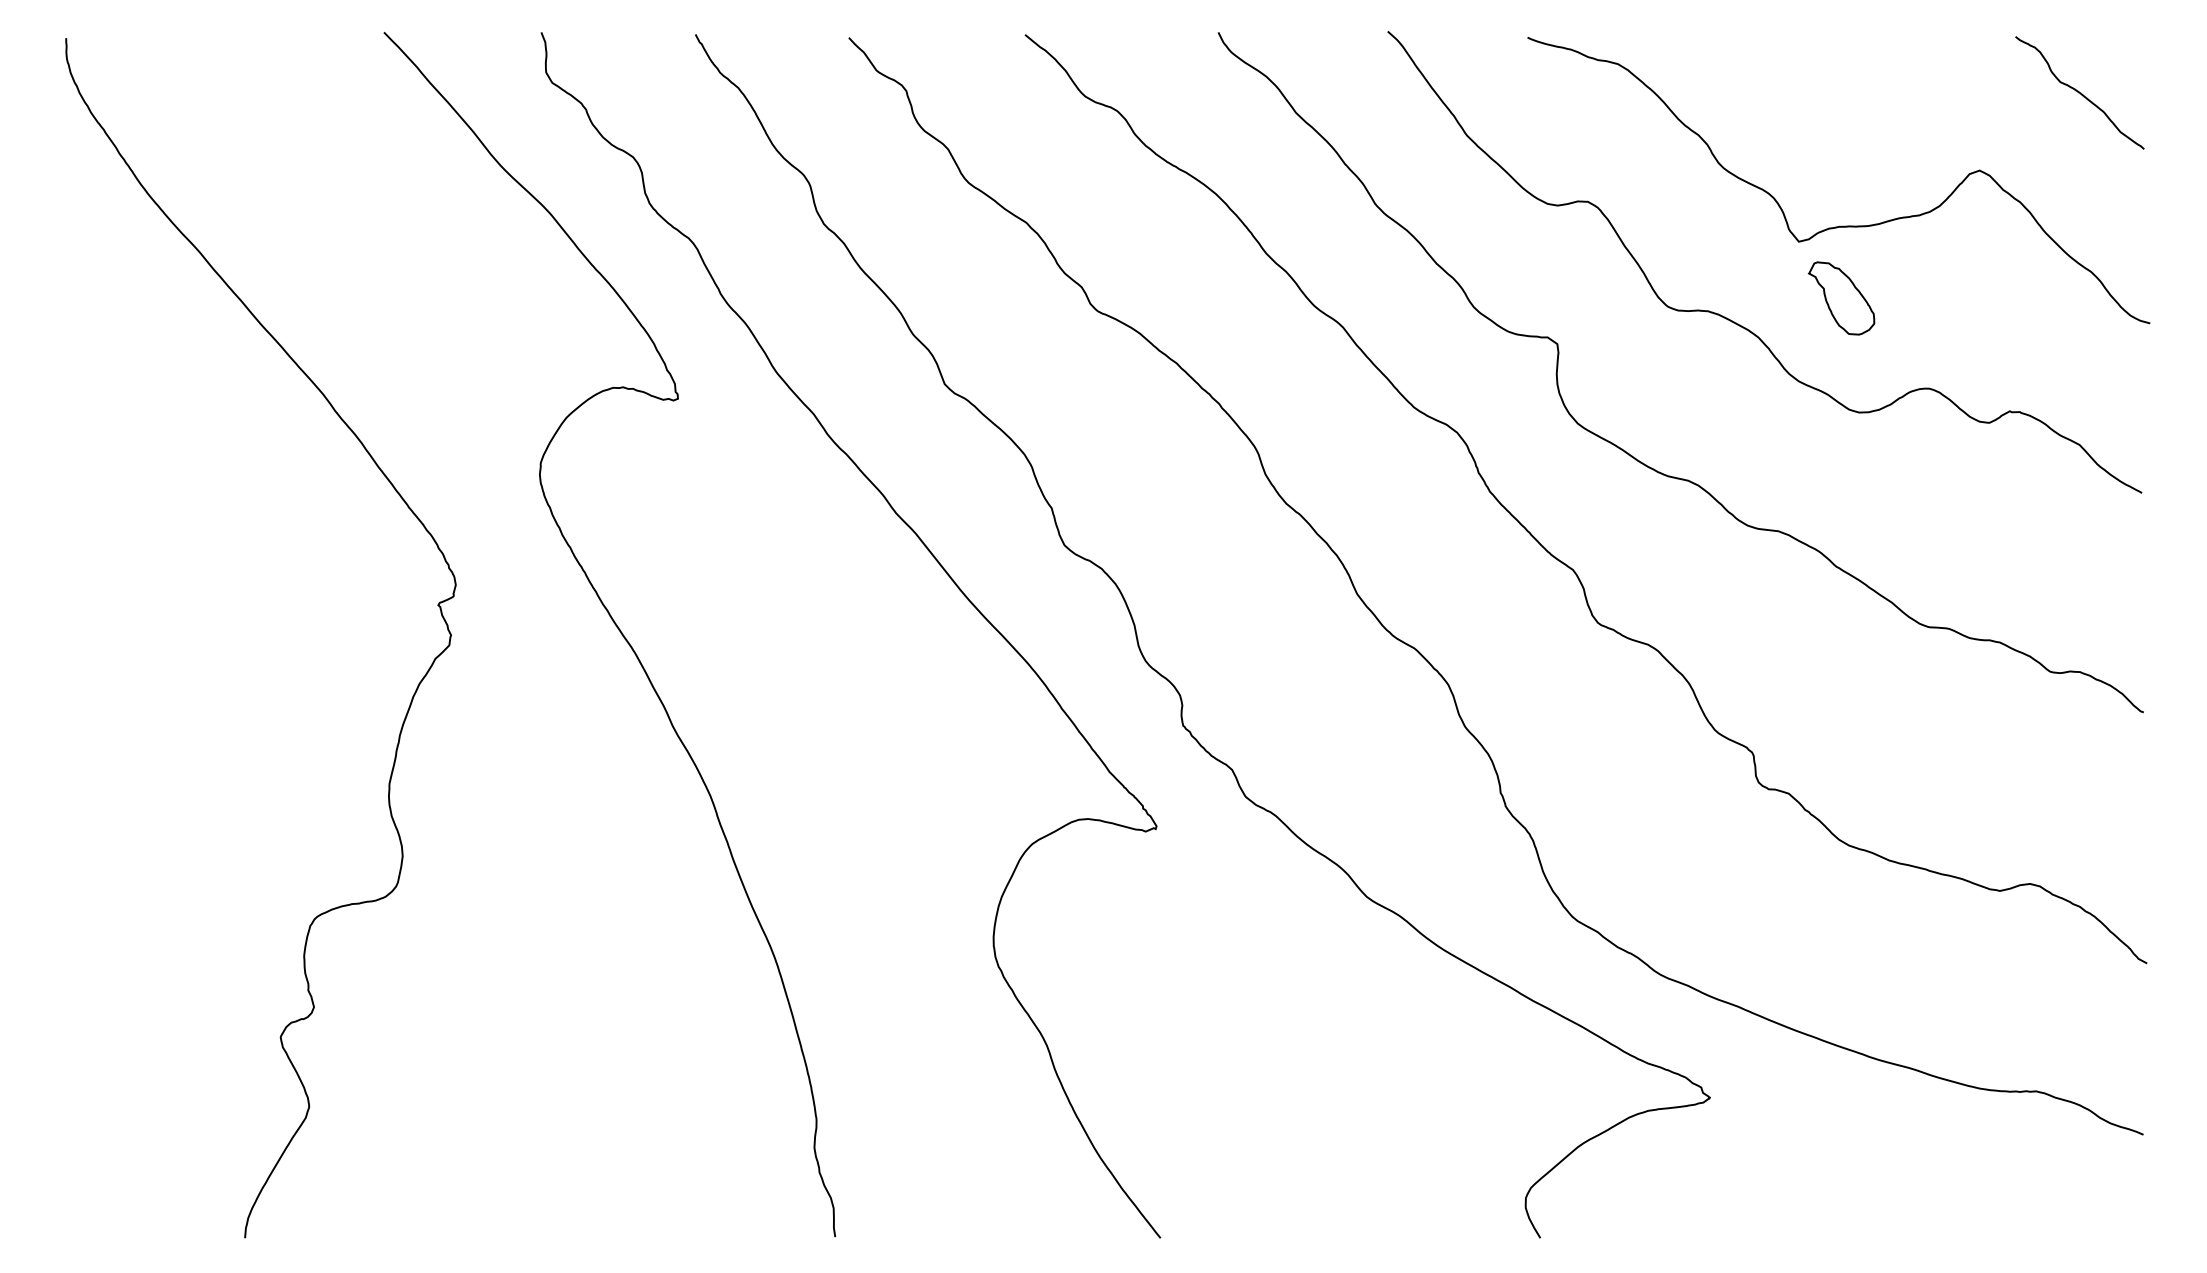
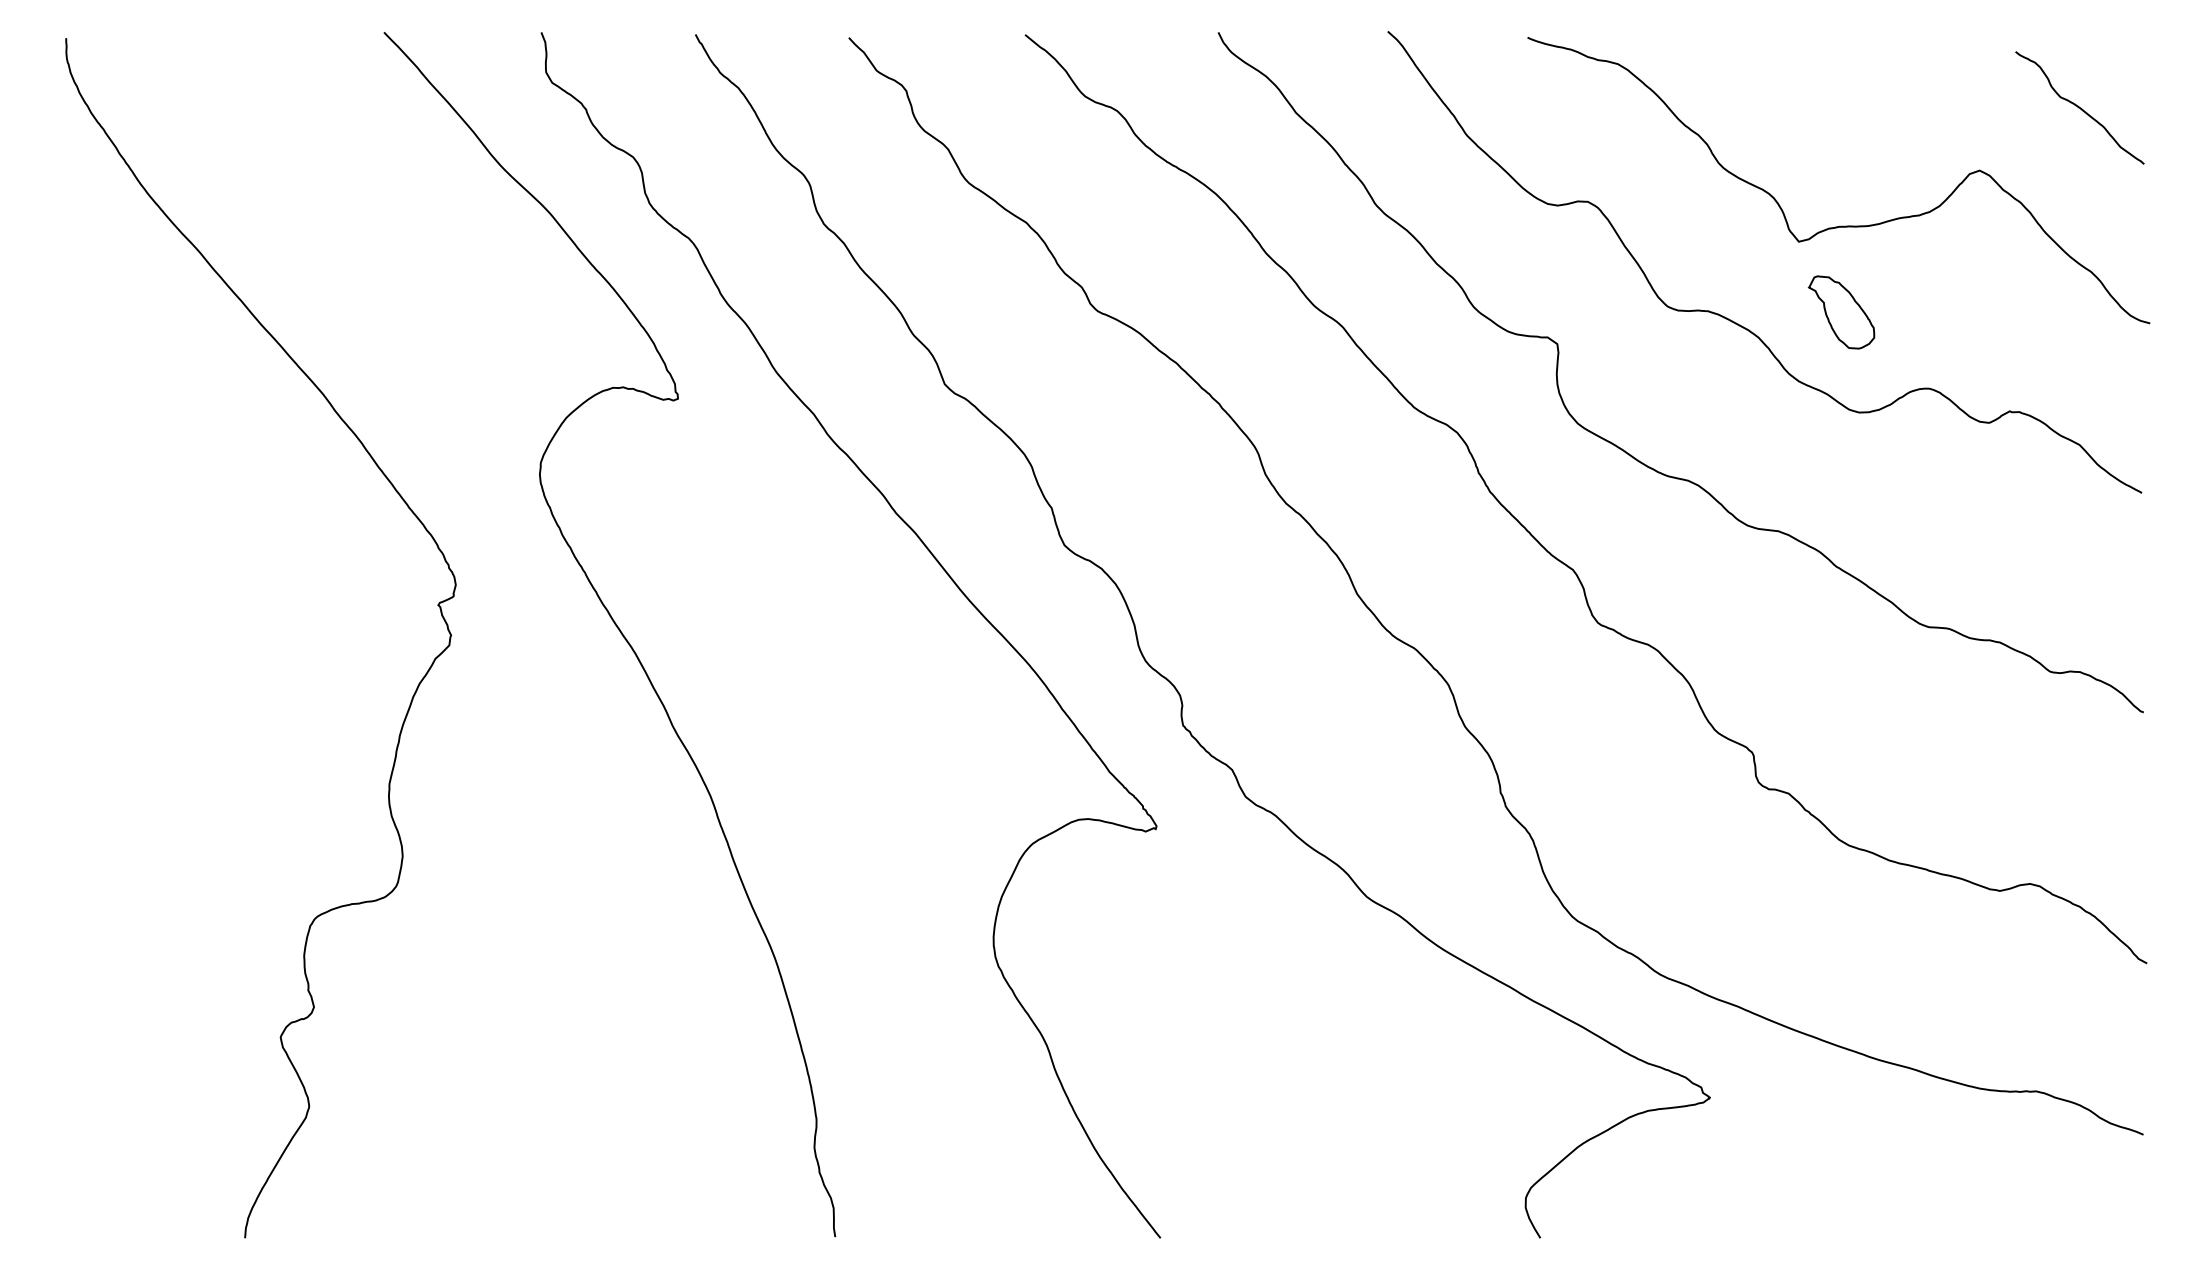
curve position: (2079, 92) -> (2079, 107) (2079, 107)
part position: (1841, 298) -> (1841, 312) (1841, 312)
